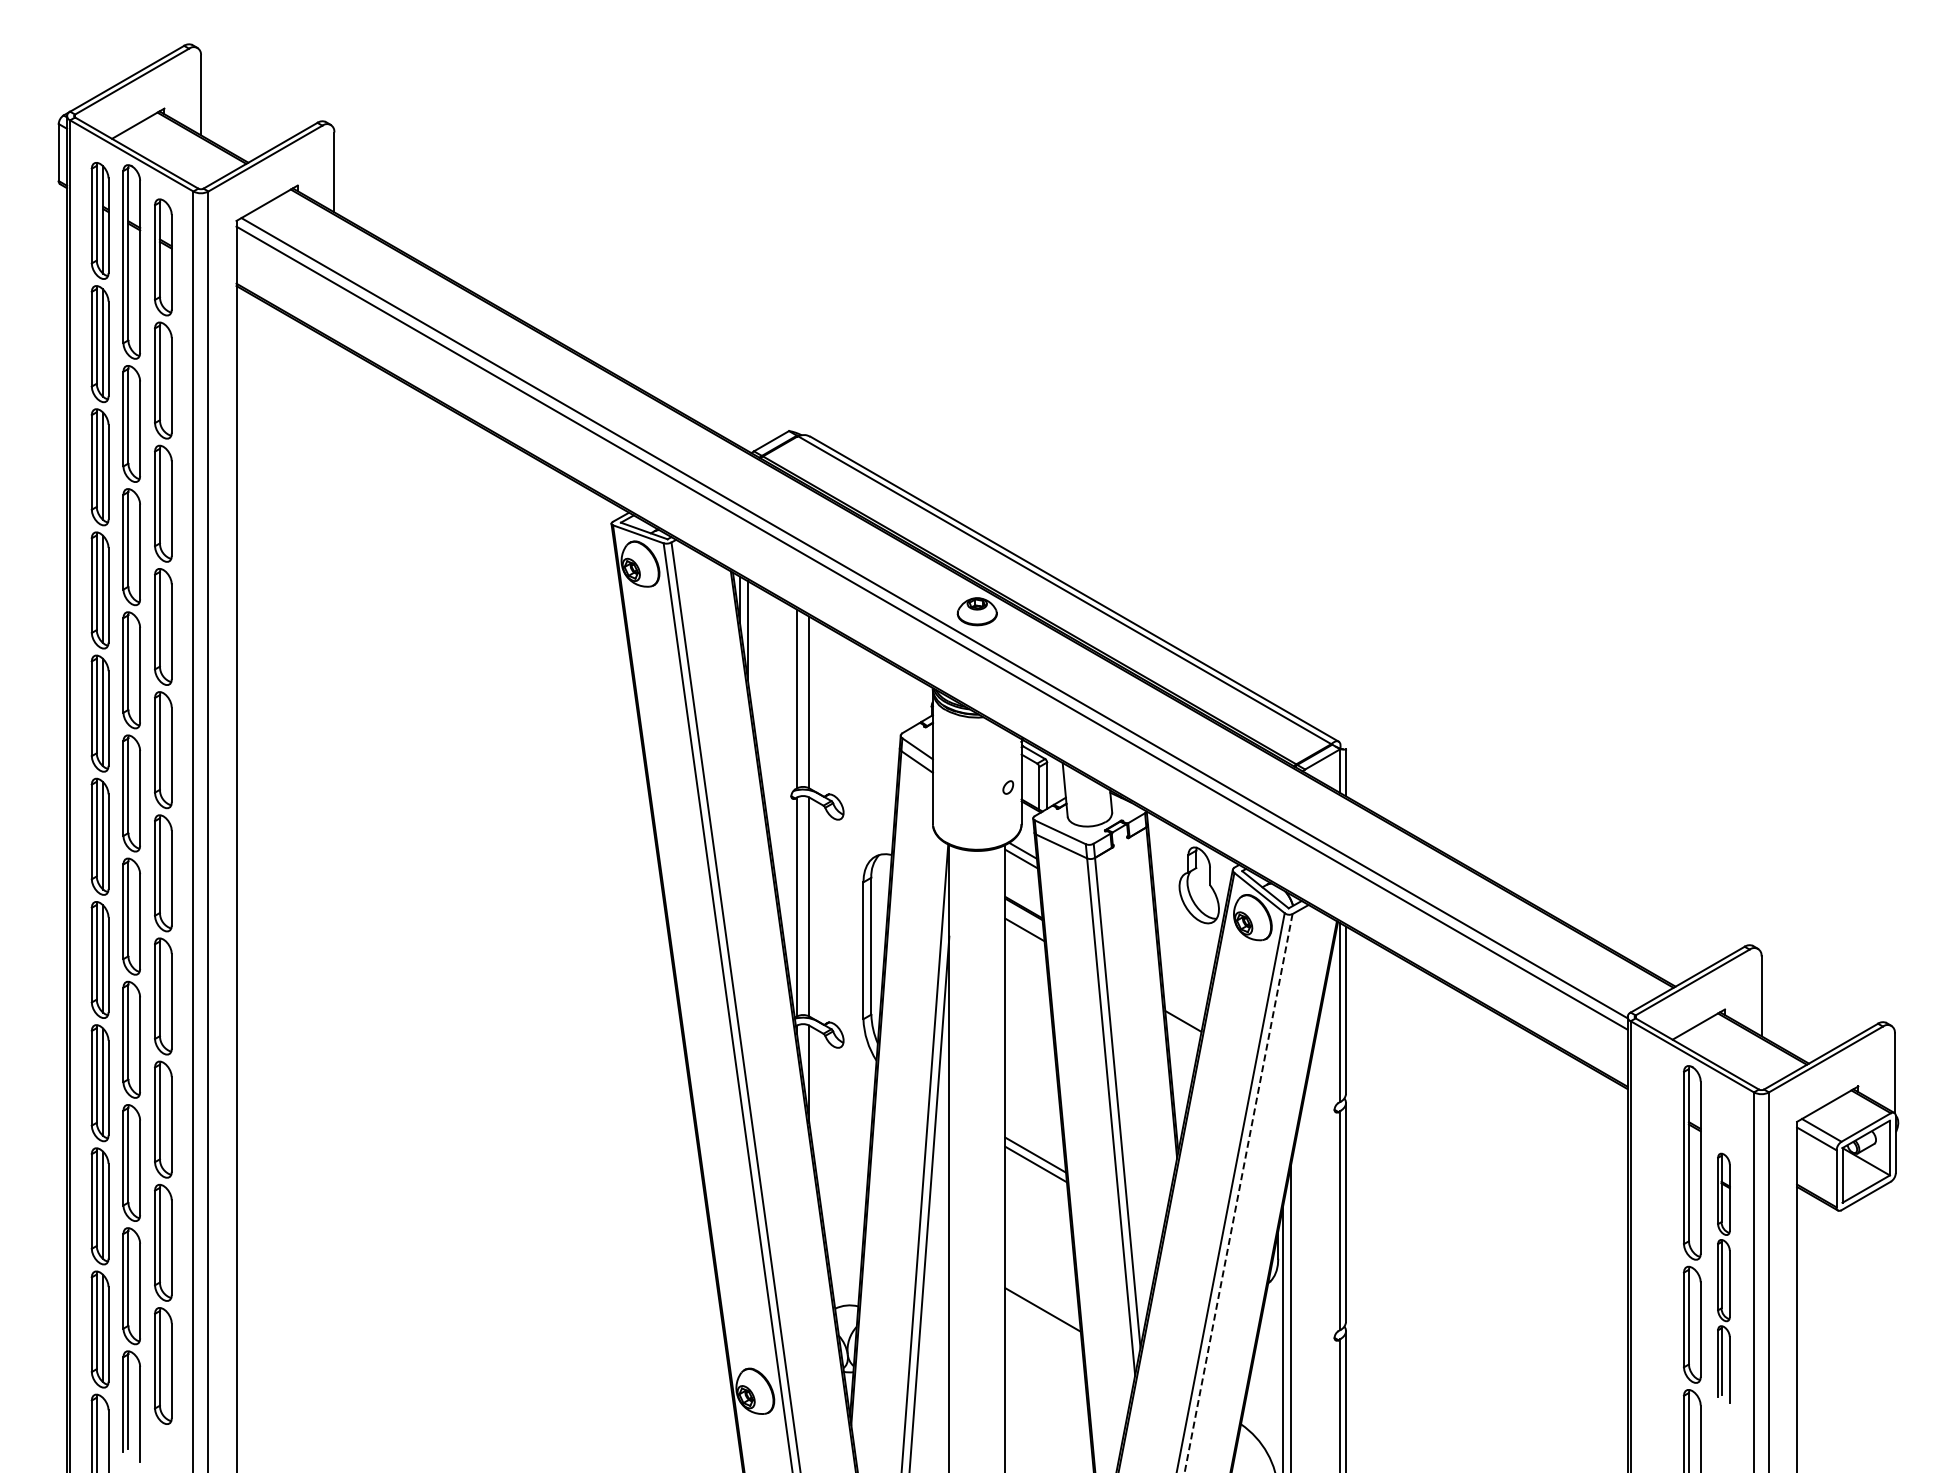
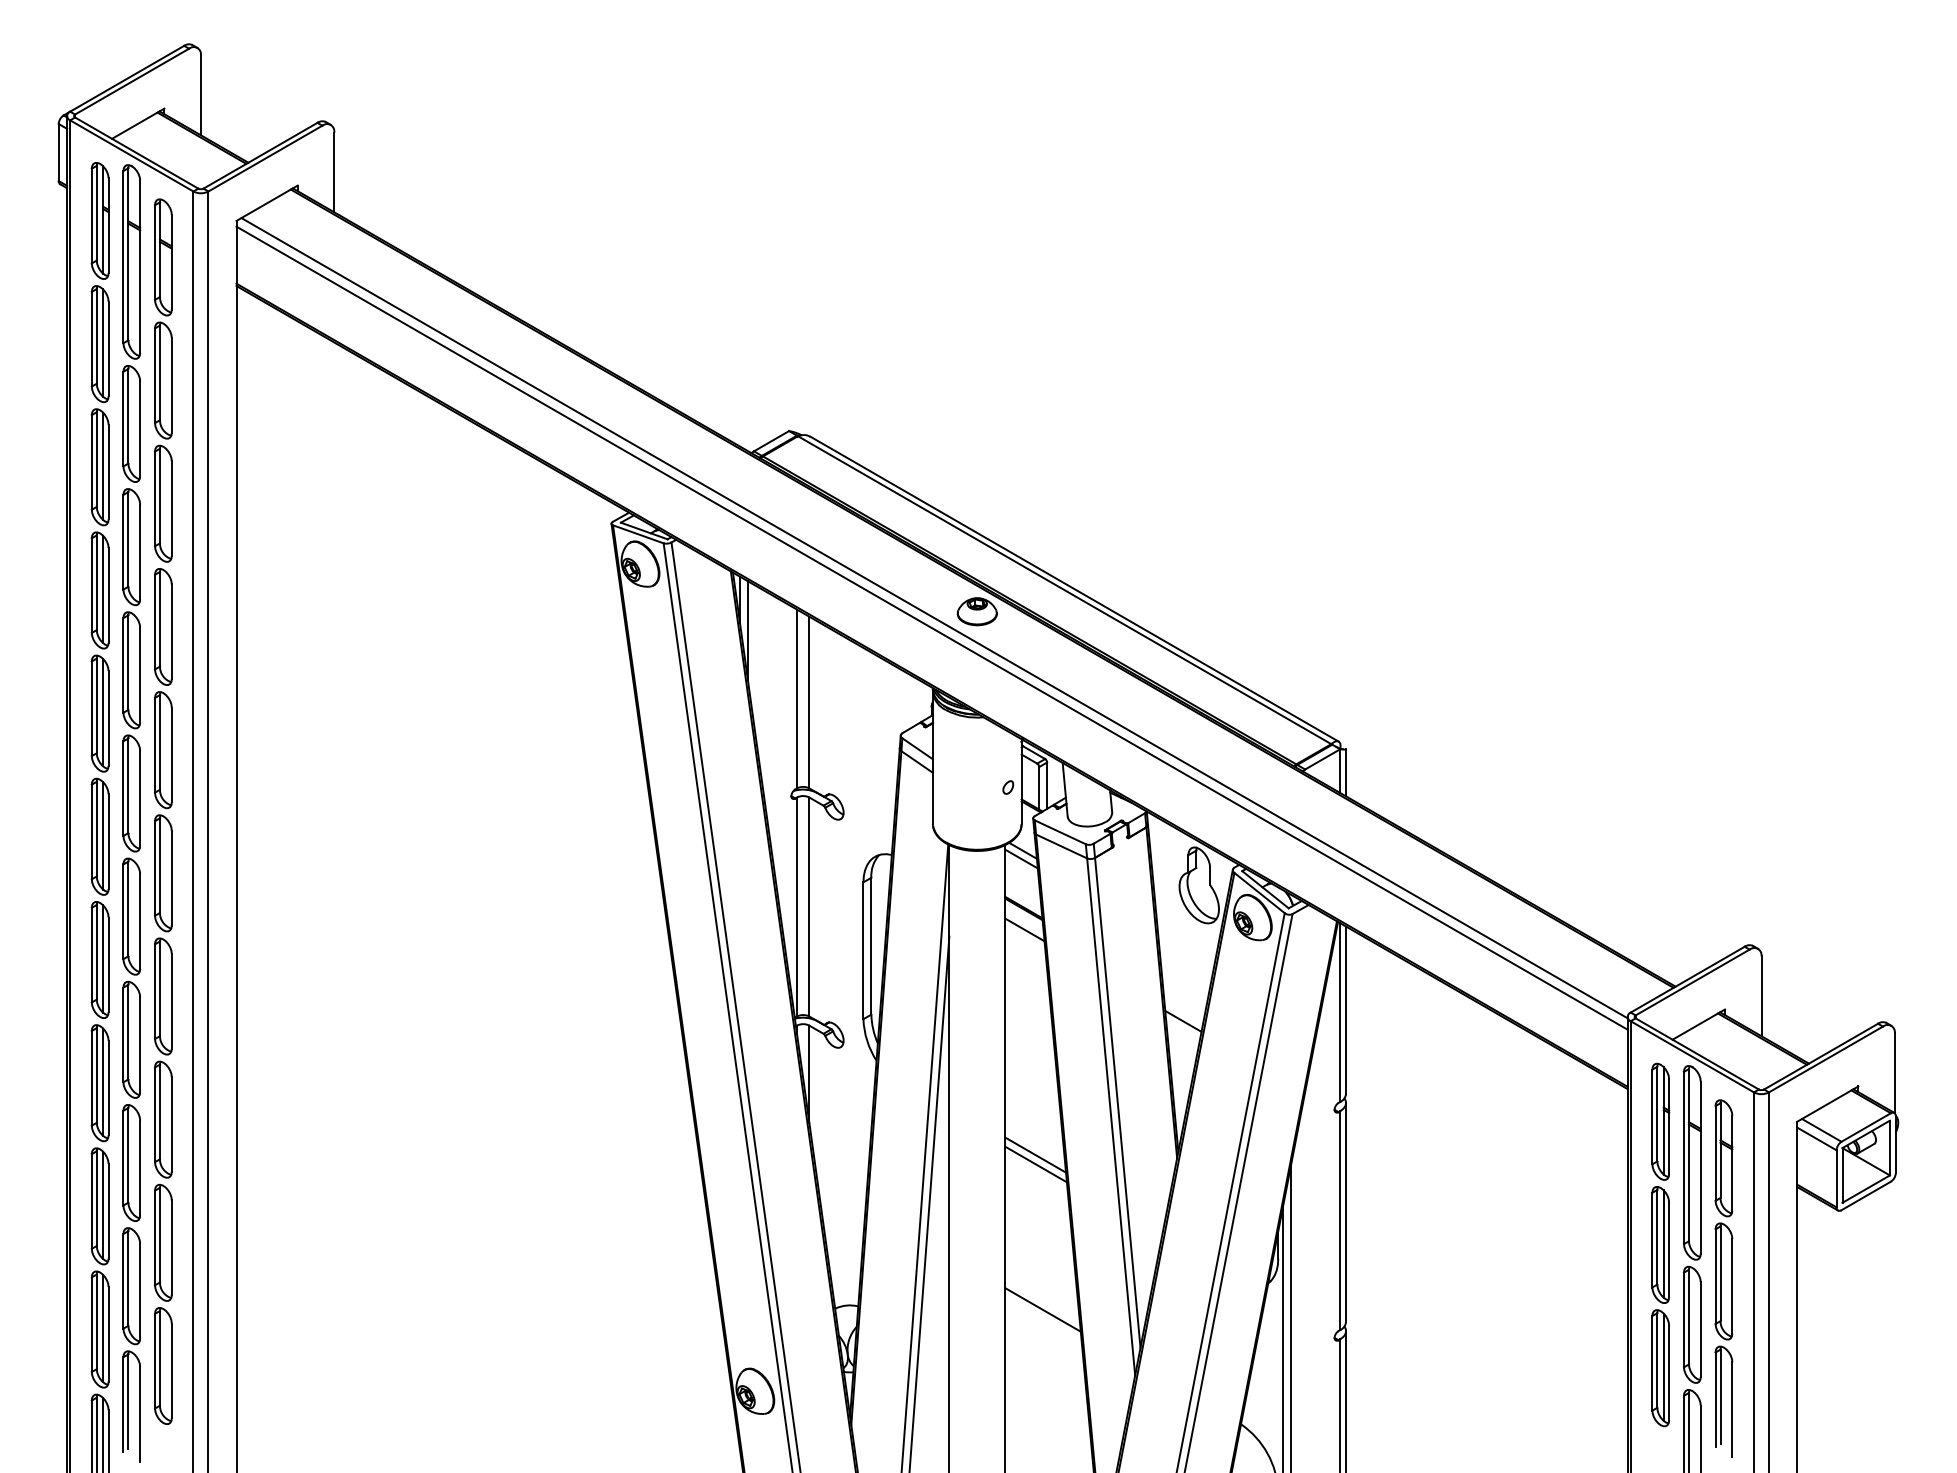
line: dashed -> solid (1238, 1193)
part: none -> present (1660, 1244)
part size: 14x252 px -> 20x359 px (1723, 1278)
line: none -> present (103, 1433)
